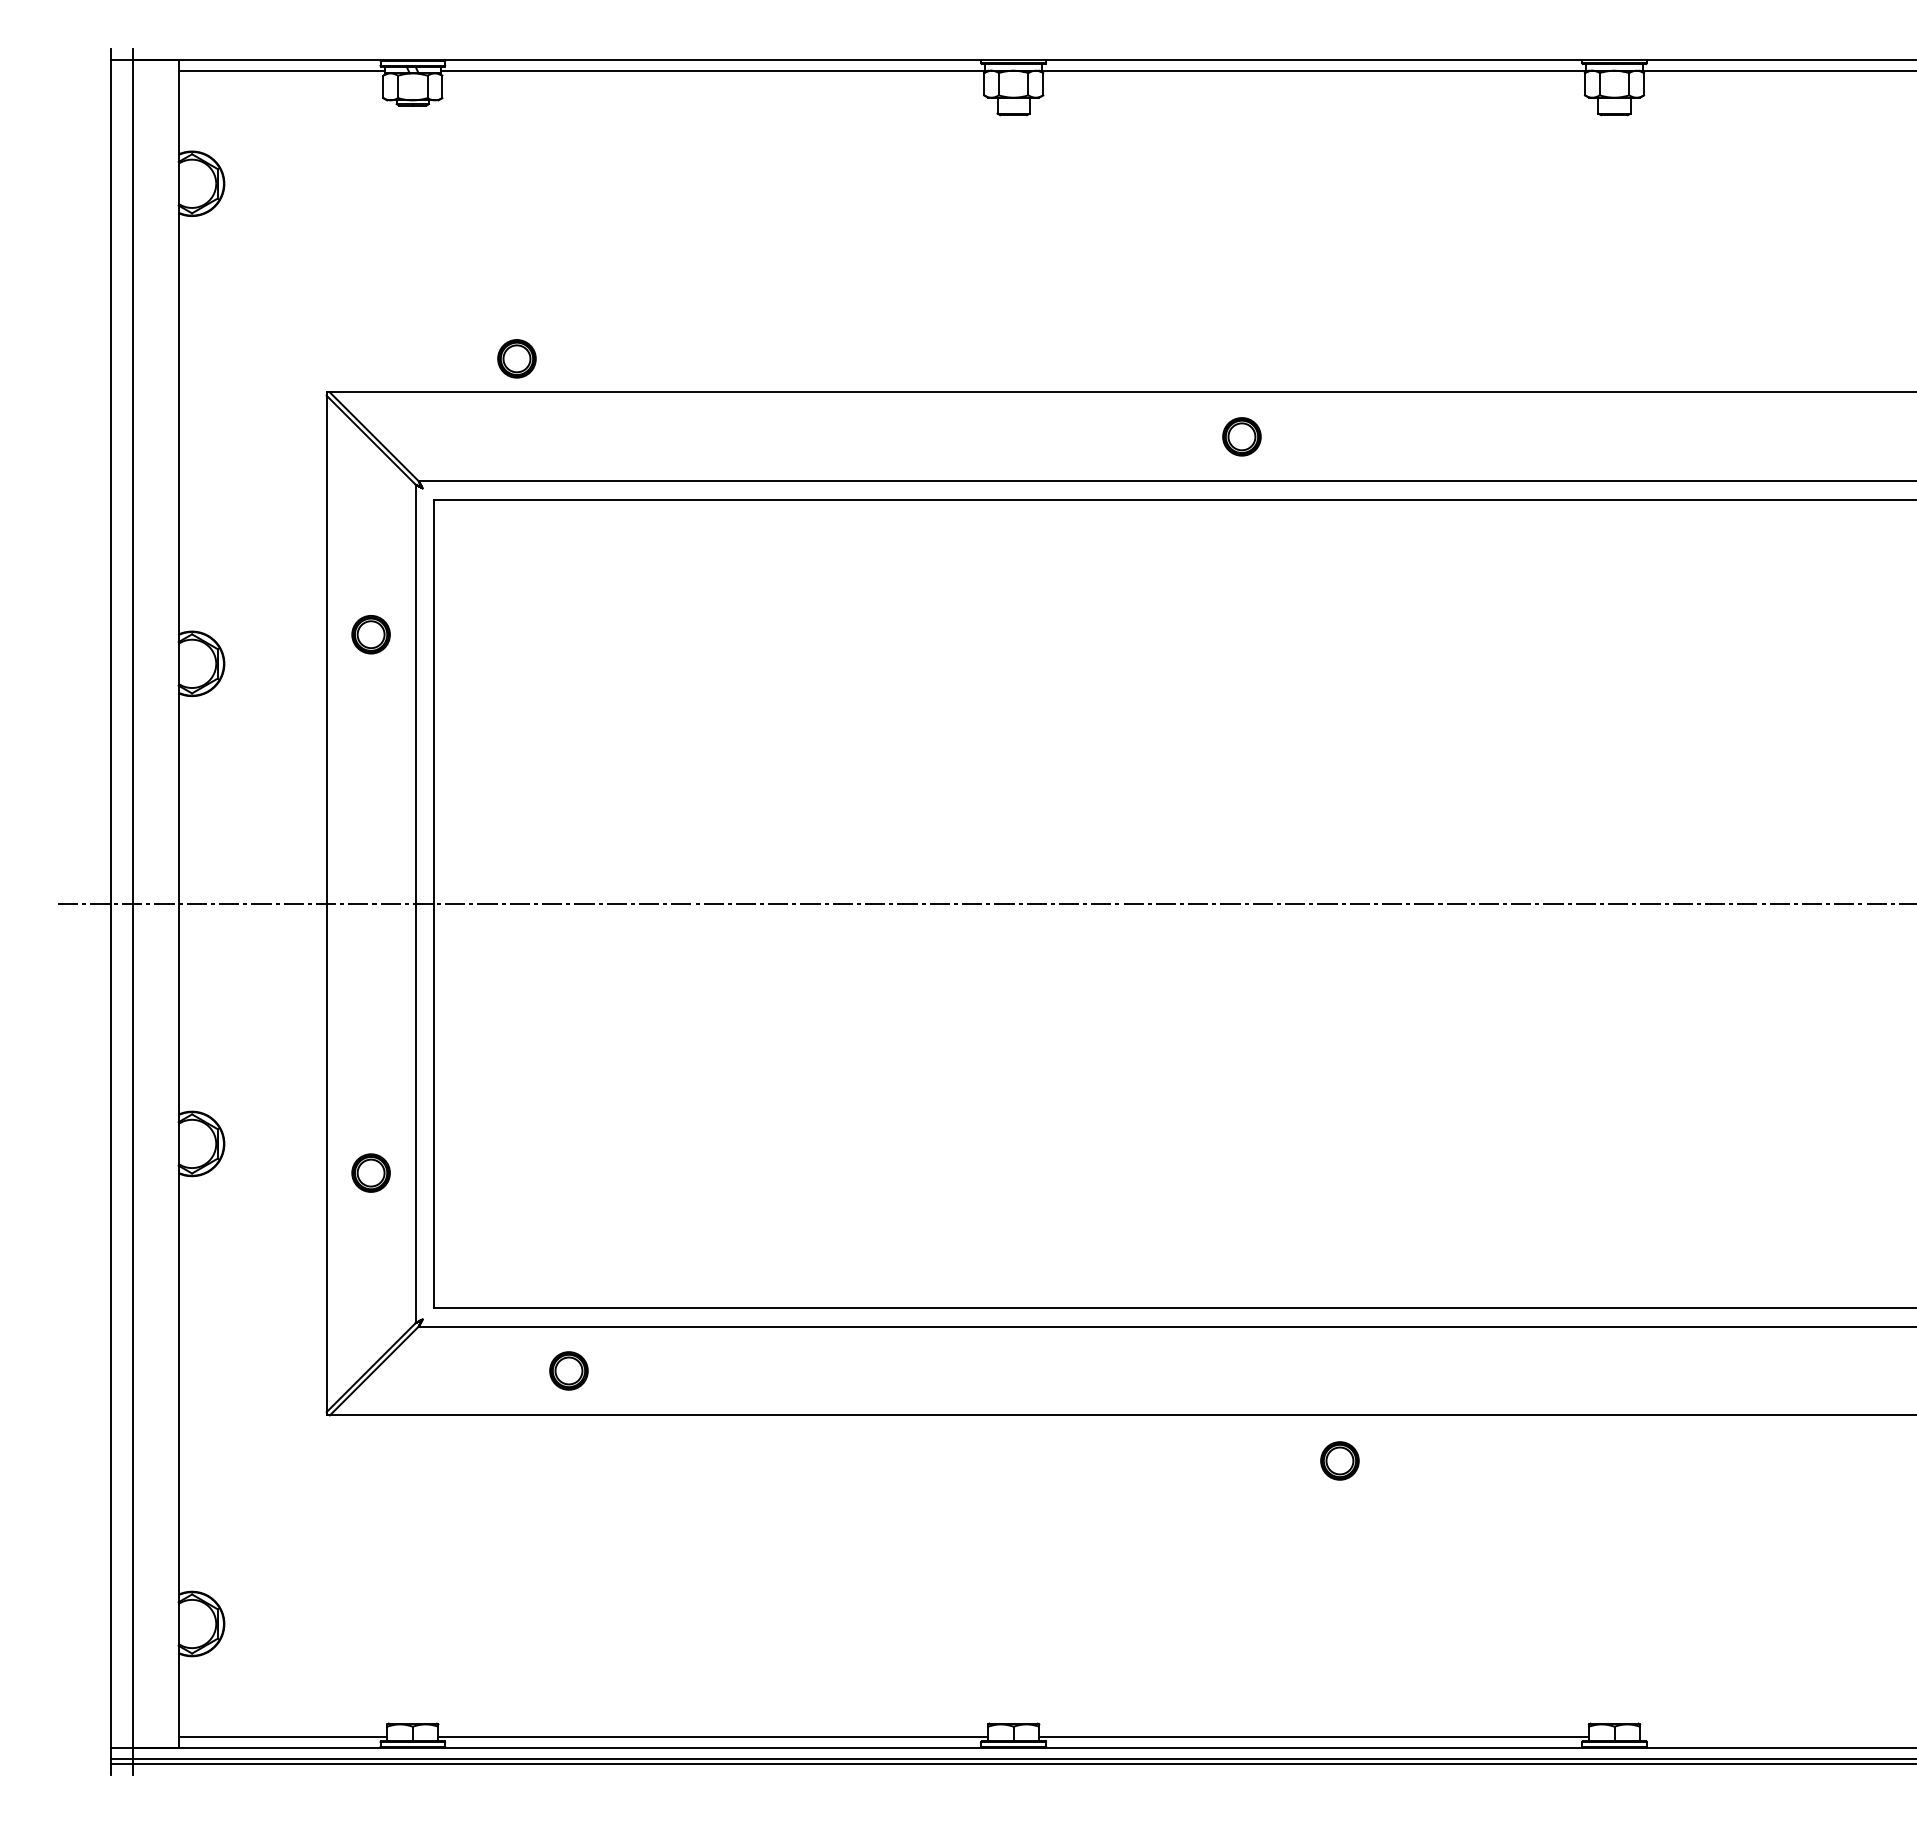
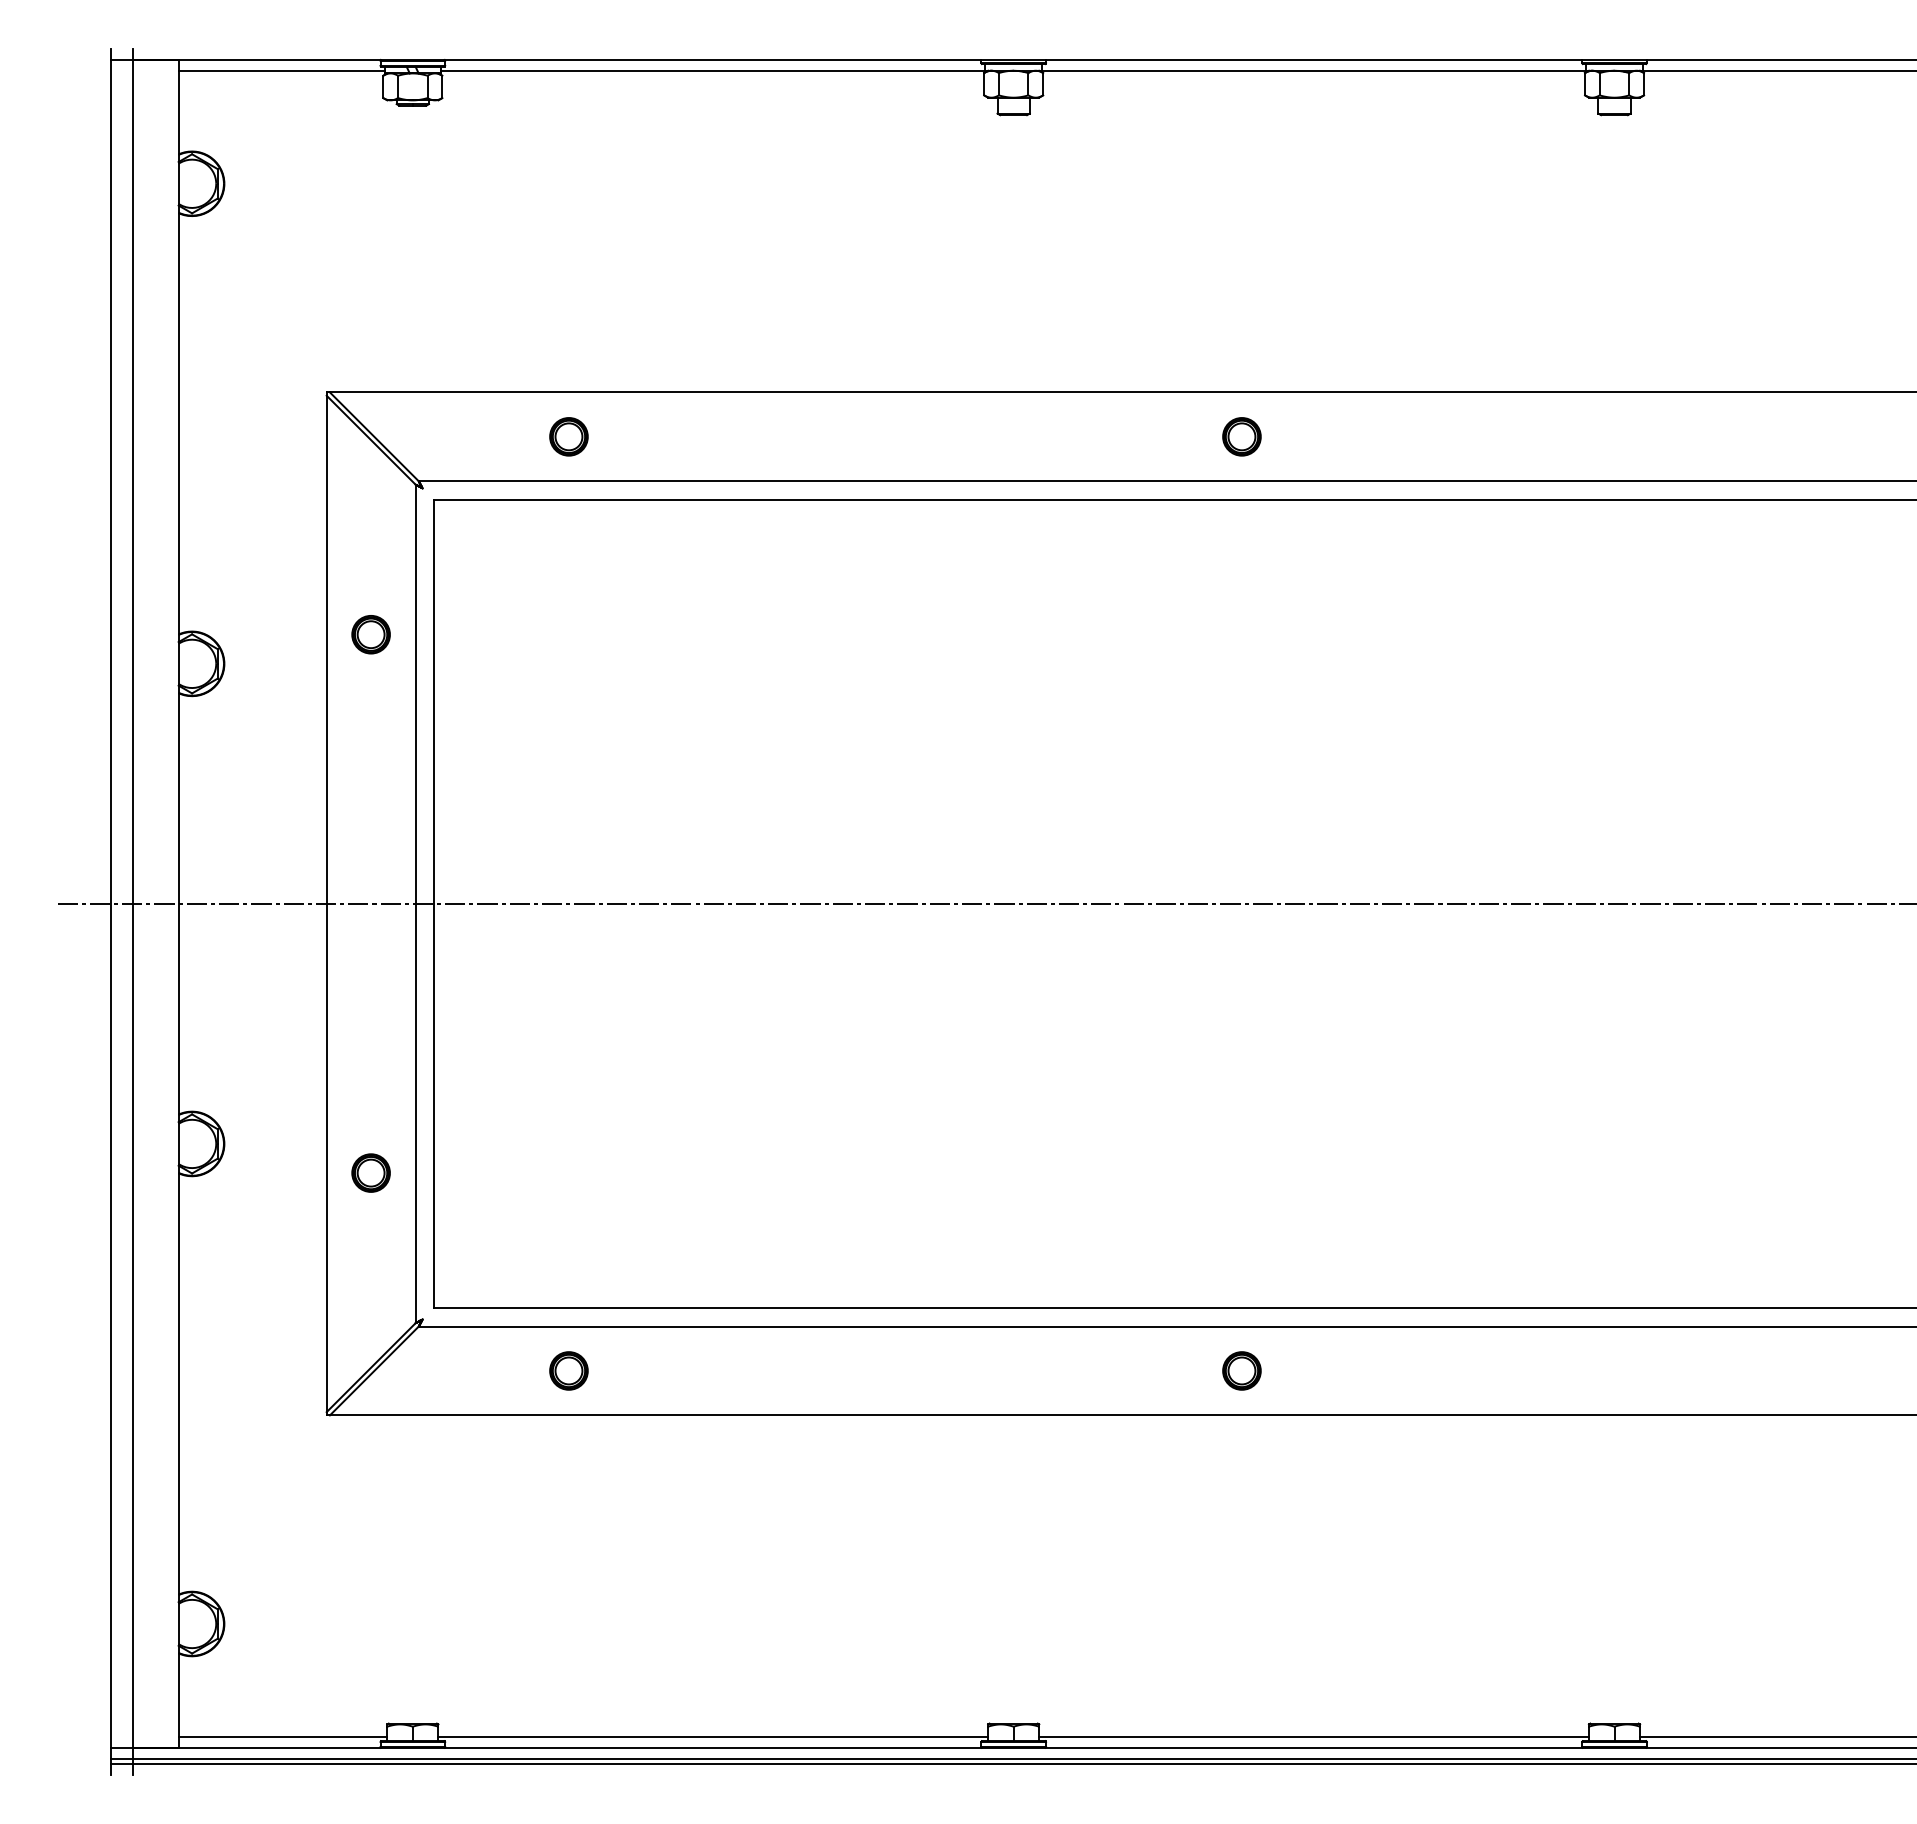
part position: (516, 358) -> (568, 436) (568, 436)
part position: (1339, 1460) -> (1241, 1370) (1241, 1370)
line: none -> present (1776, 1737)
